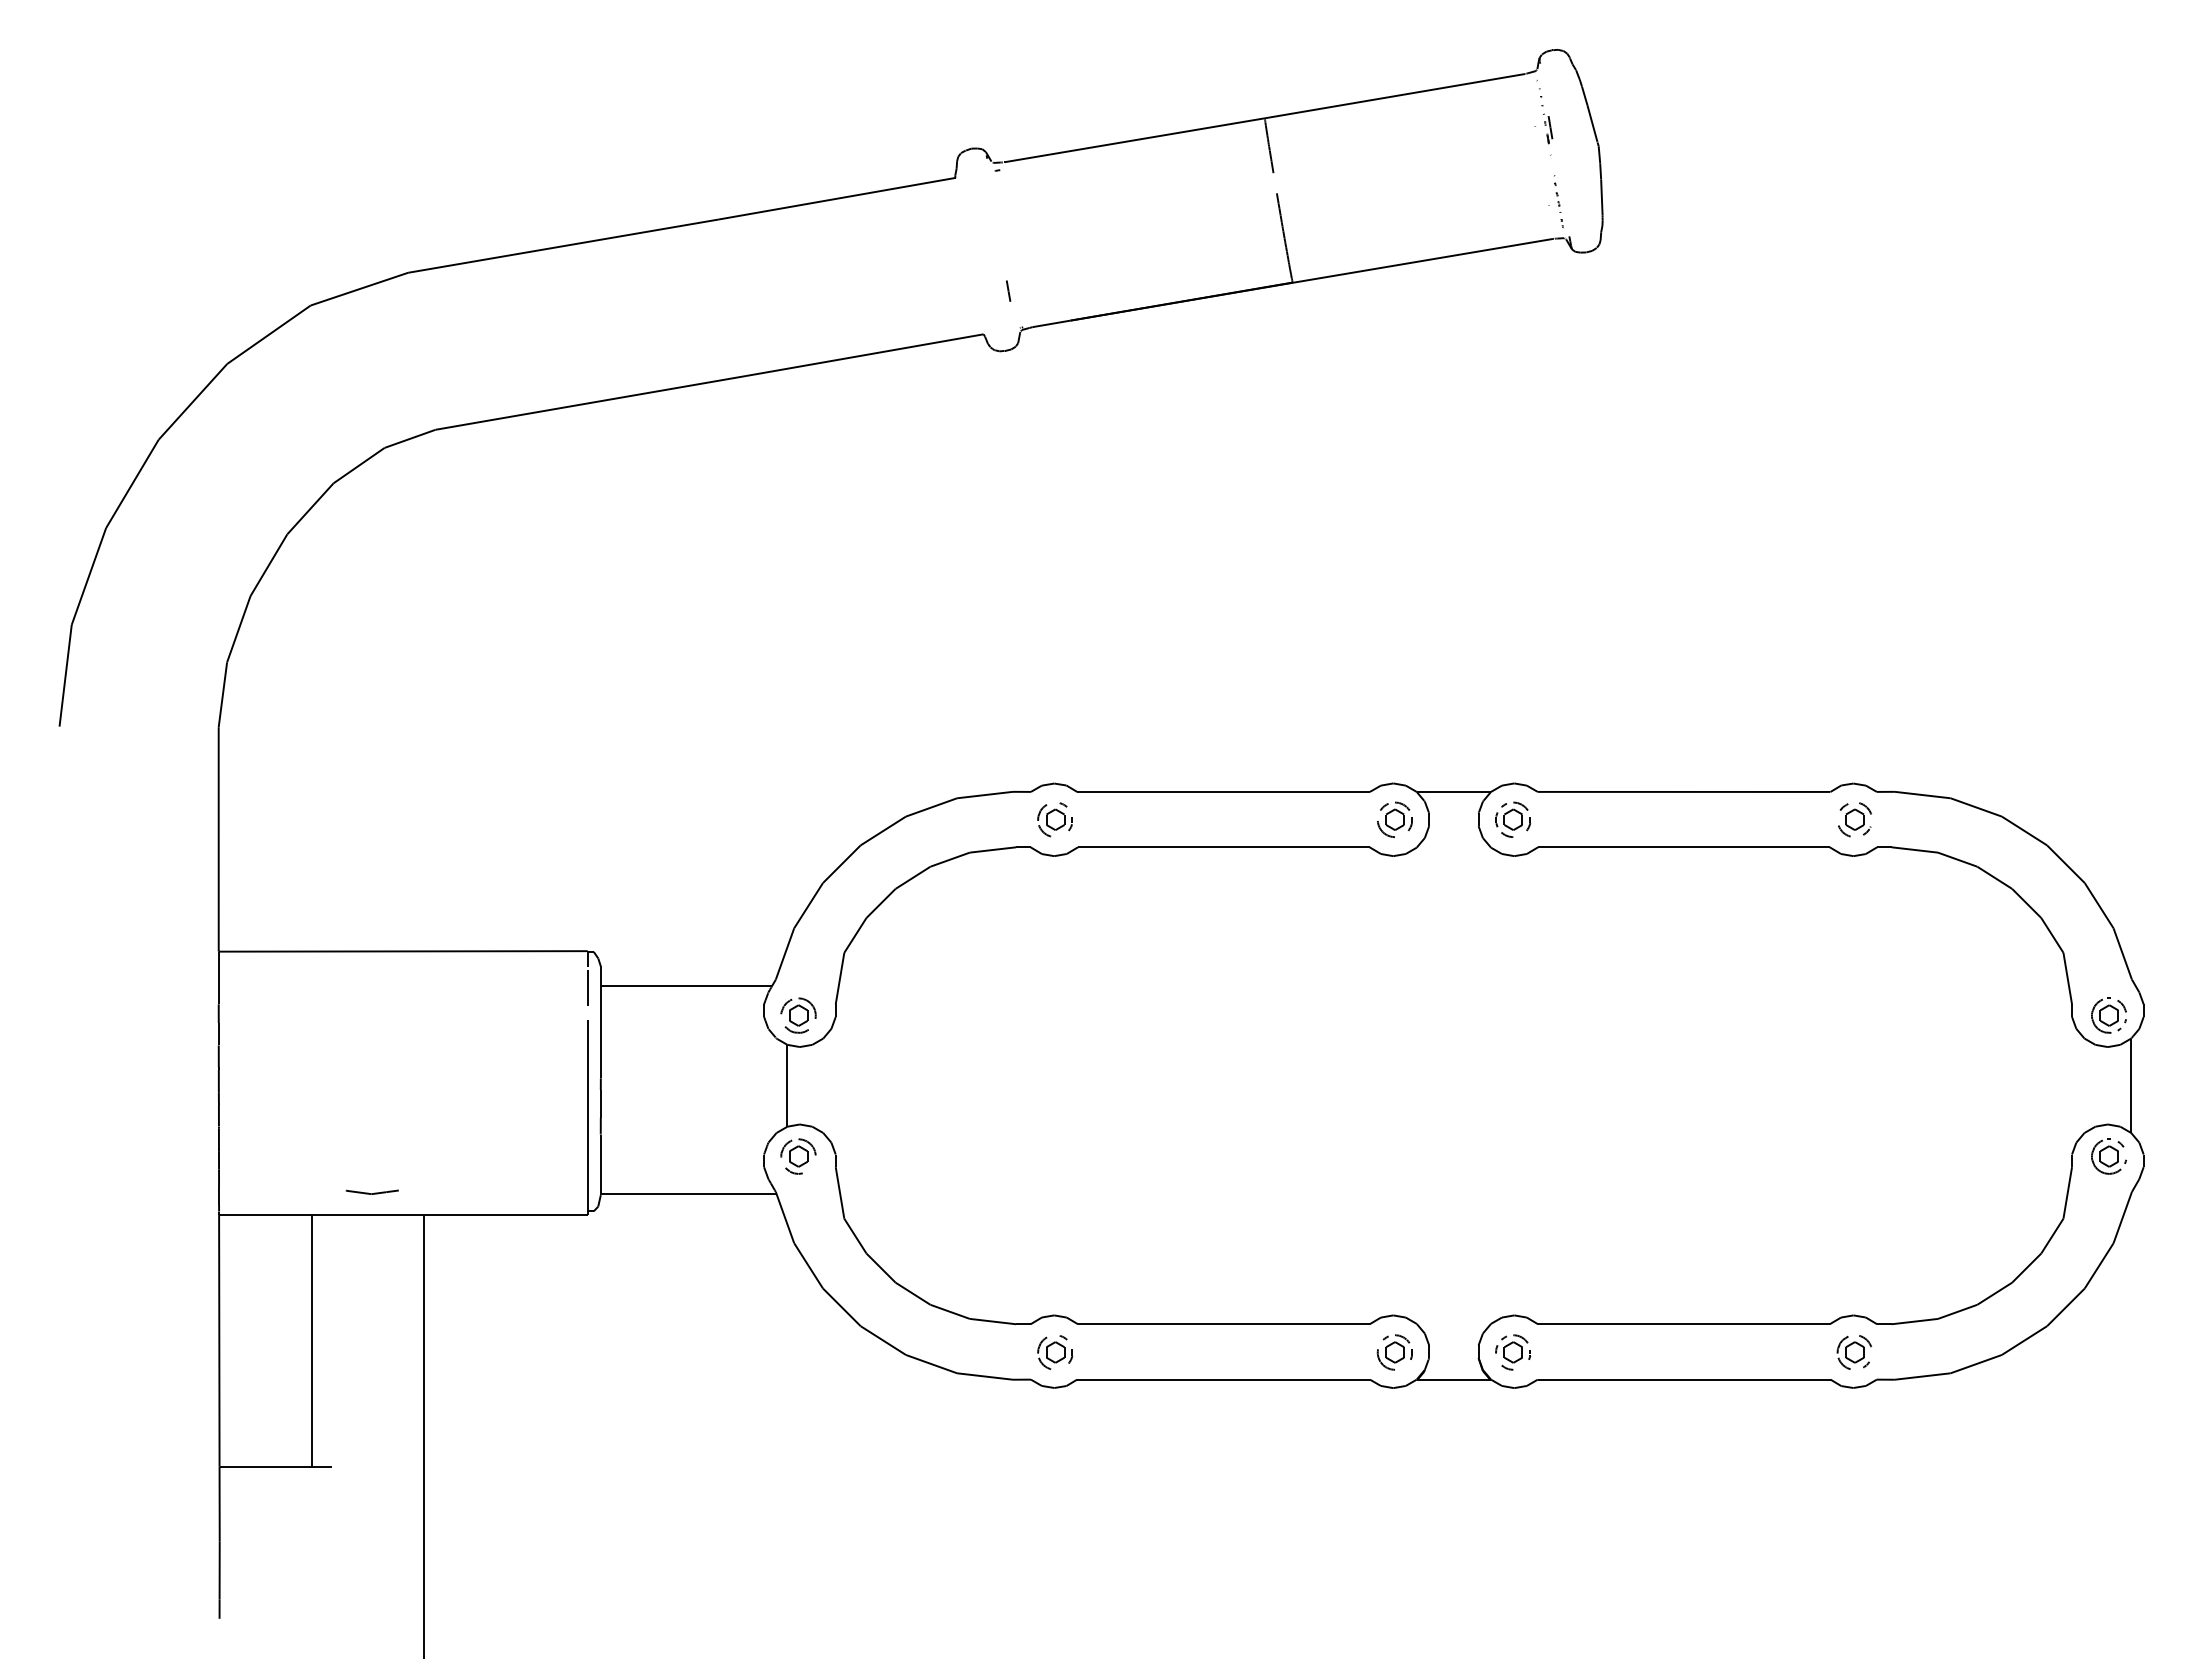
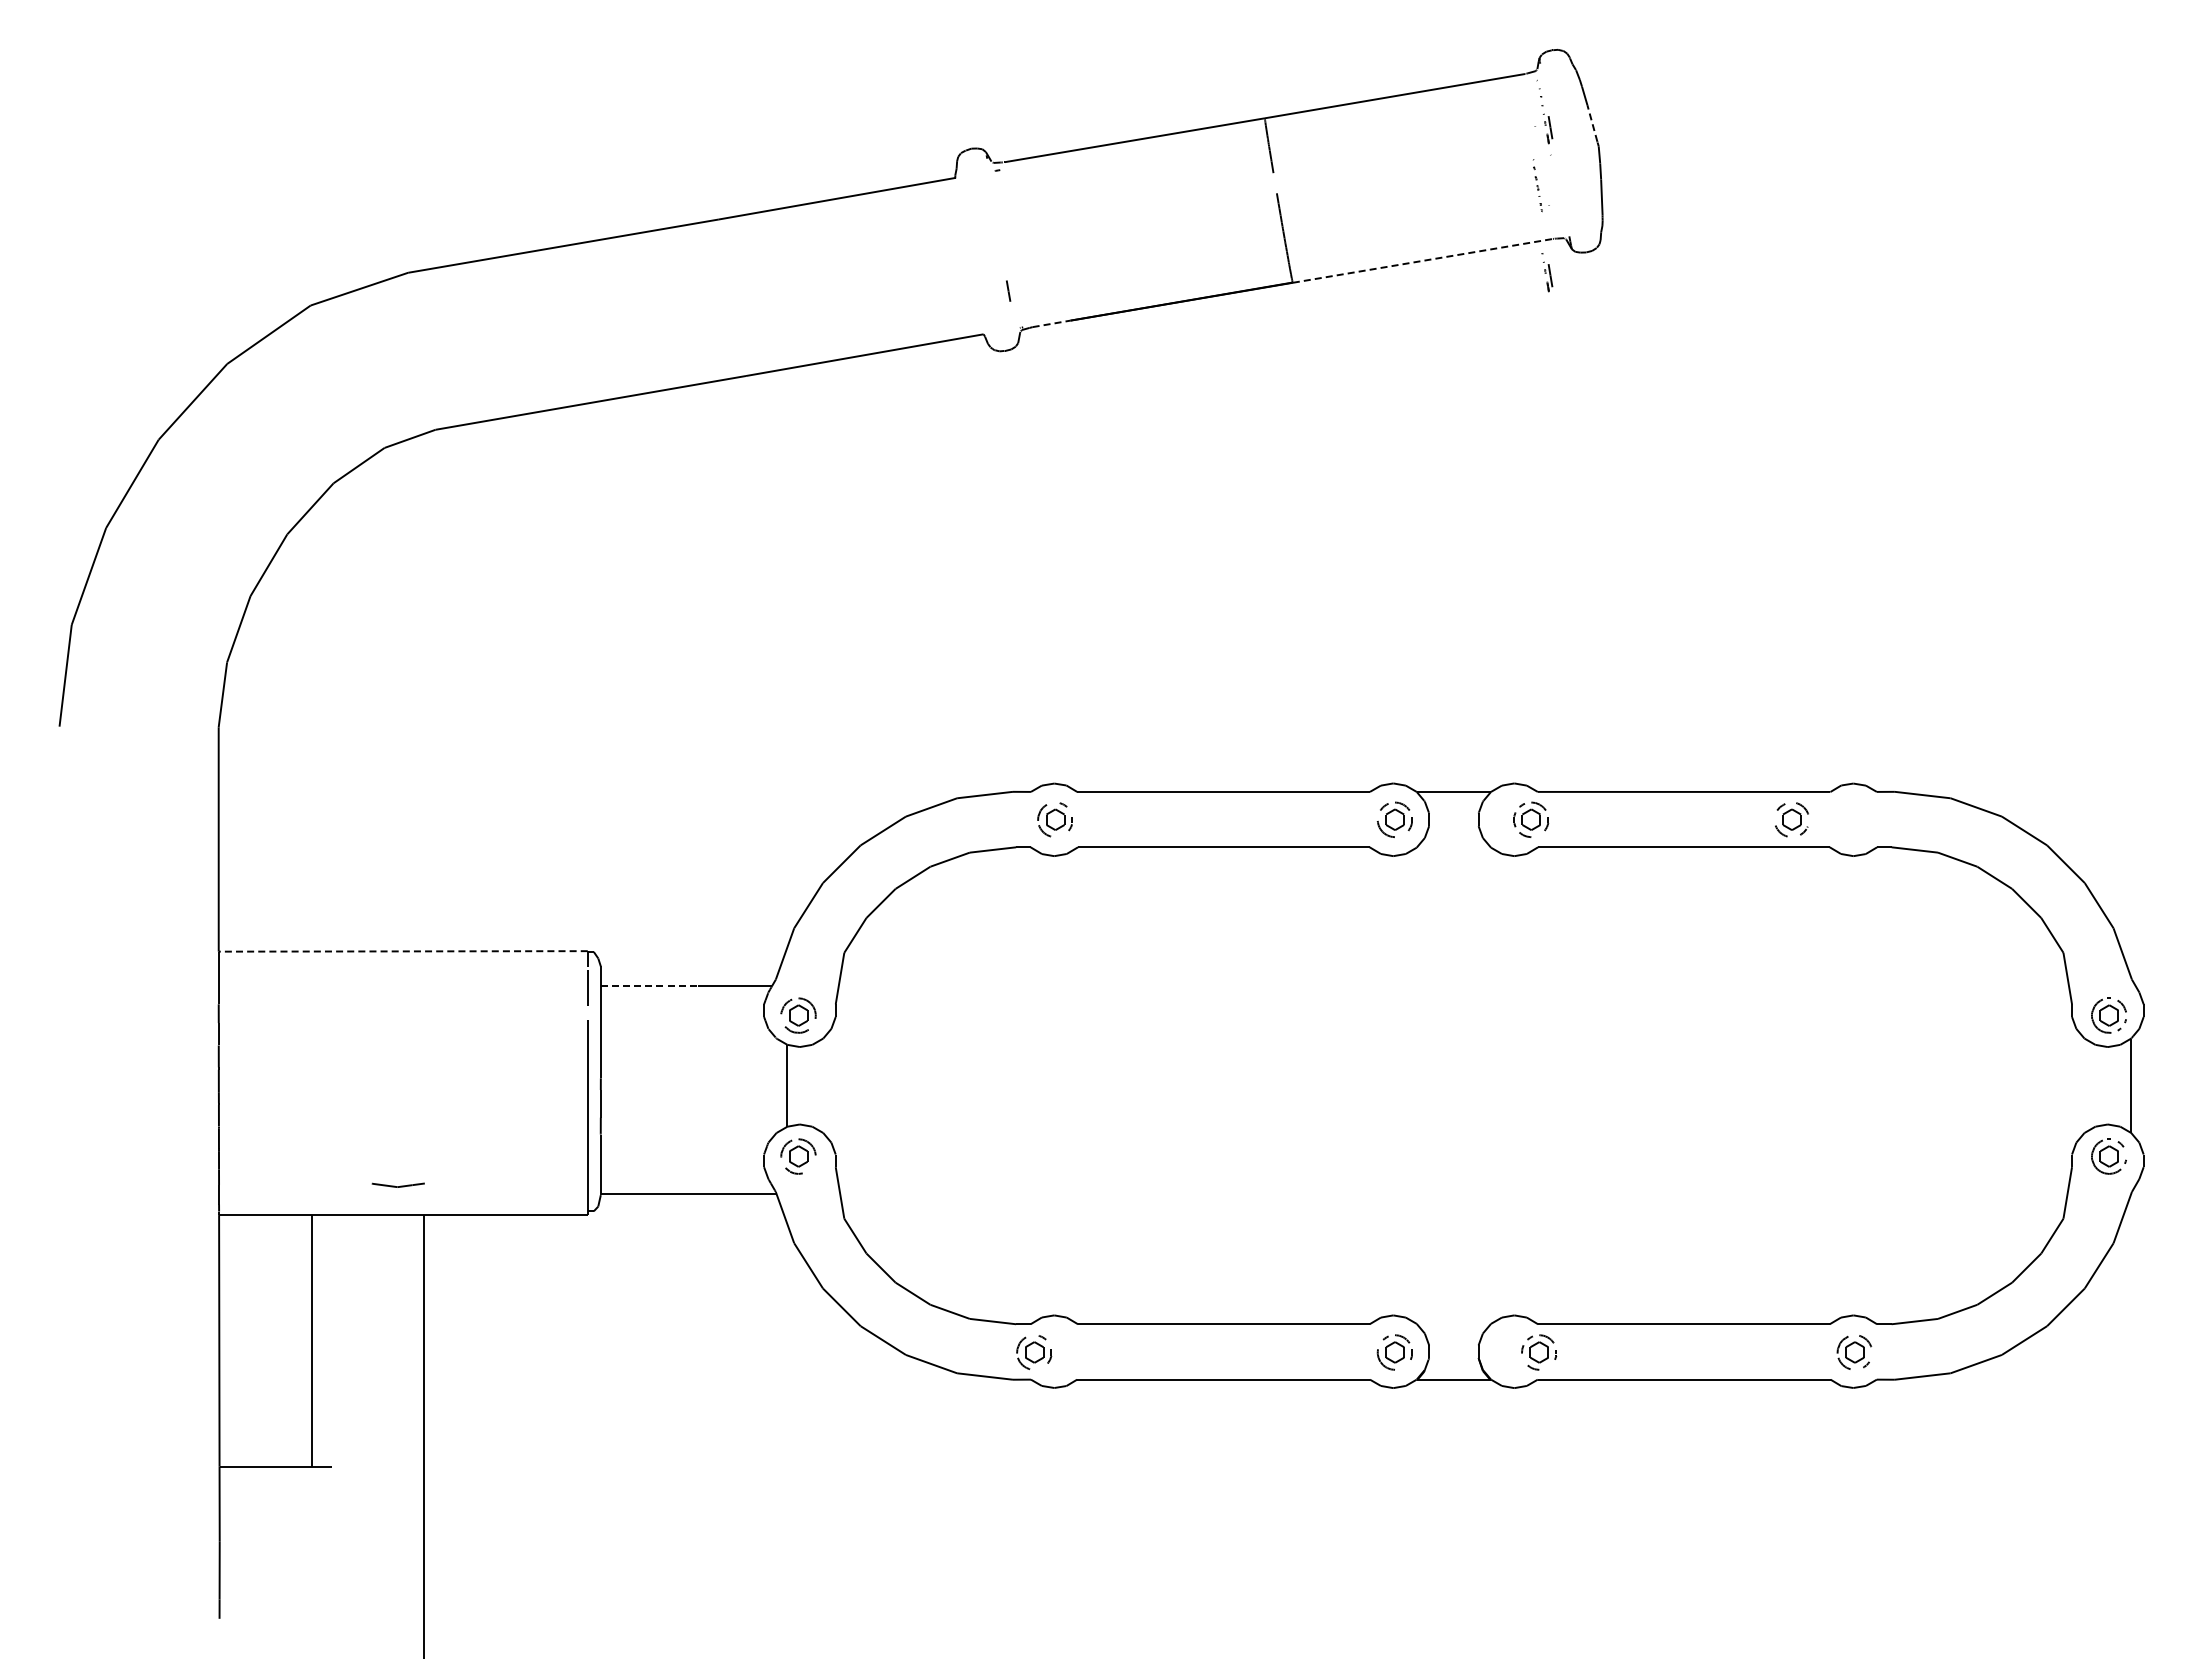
line: solid -> dashed (1592, 123)
part position: (1558, 201) -> (1537, 185) (1537, 185)
line: solid -> dashed (1422, 260)
part: none -> present (1547, 272)
line: solid -> dashed (1052, 323)
part position: (1513, 819) -> (1531, 819) (1531, 819)
part position: (1854, 819) -> (1791, 819) (1791, 819)
line: solid -> dashed (403, 951)
line: solid -> dashed (649, 985)
part position: (371, 1191) -> (397, 1184) (397, 1184)
part position: (1055, 1352) -> (1034, 1352) (1034, 1352)
part position: (1513, 1352) -> (1539, 1352) (1539, 1352)
